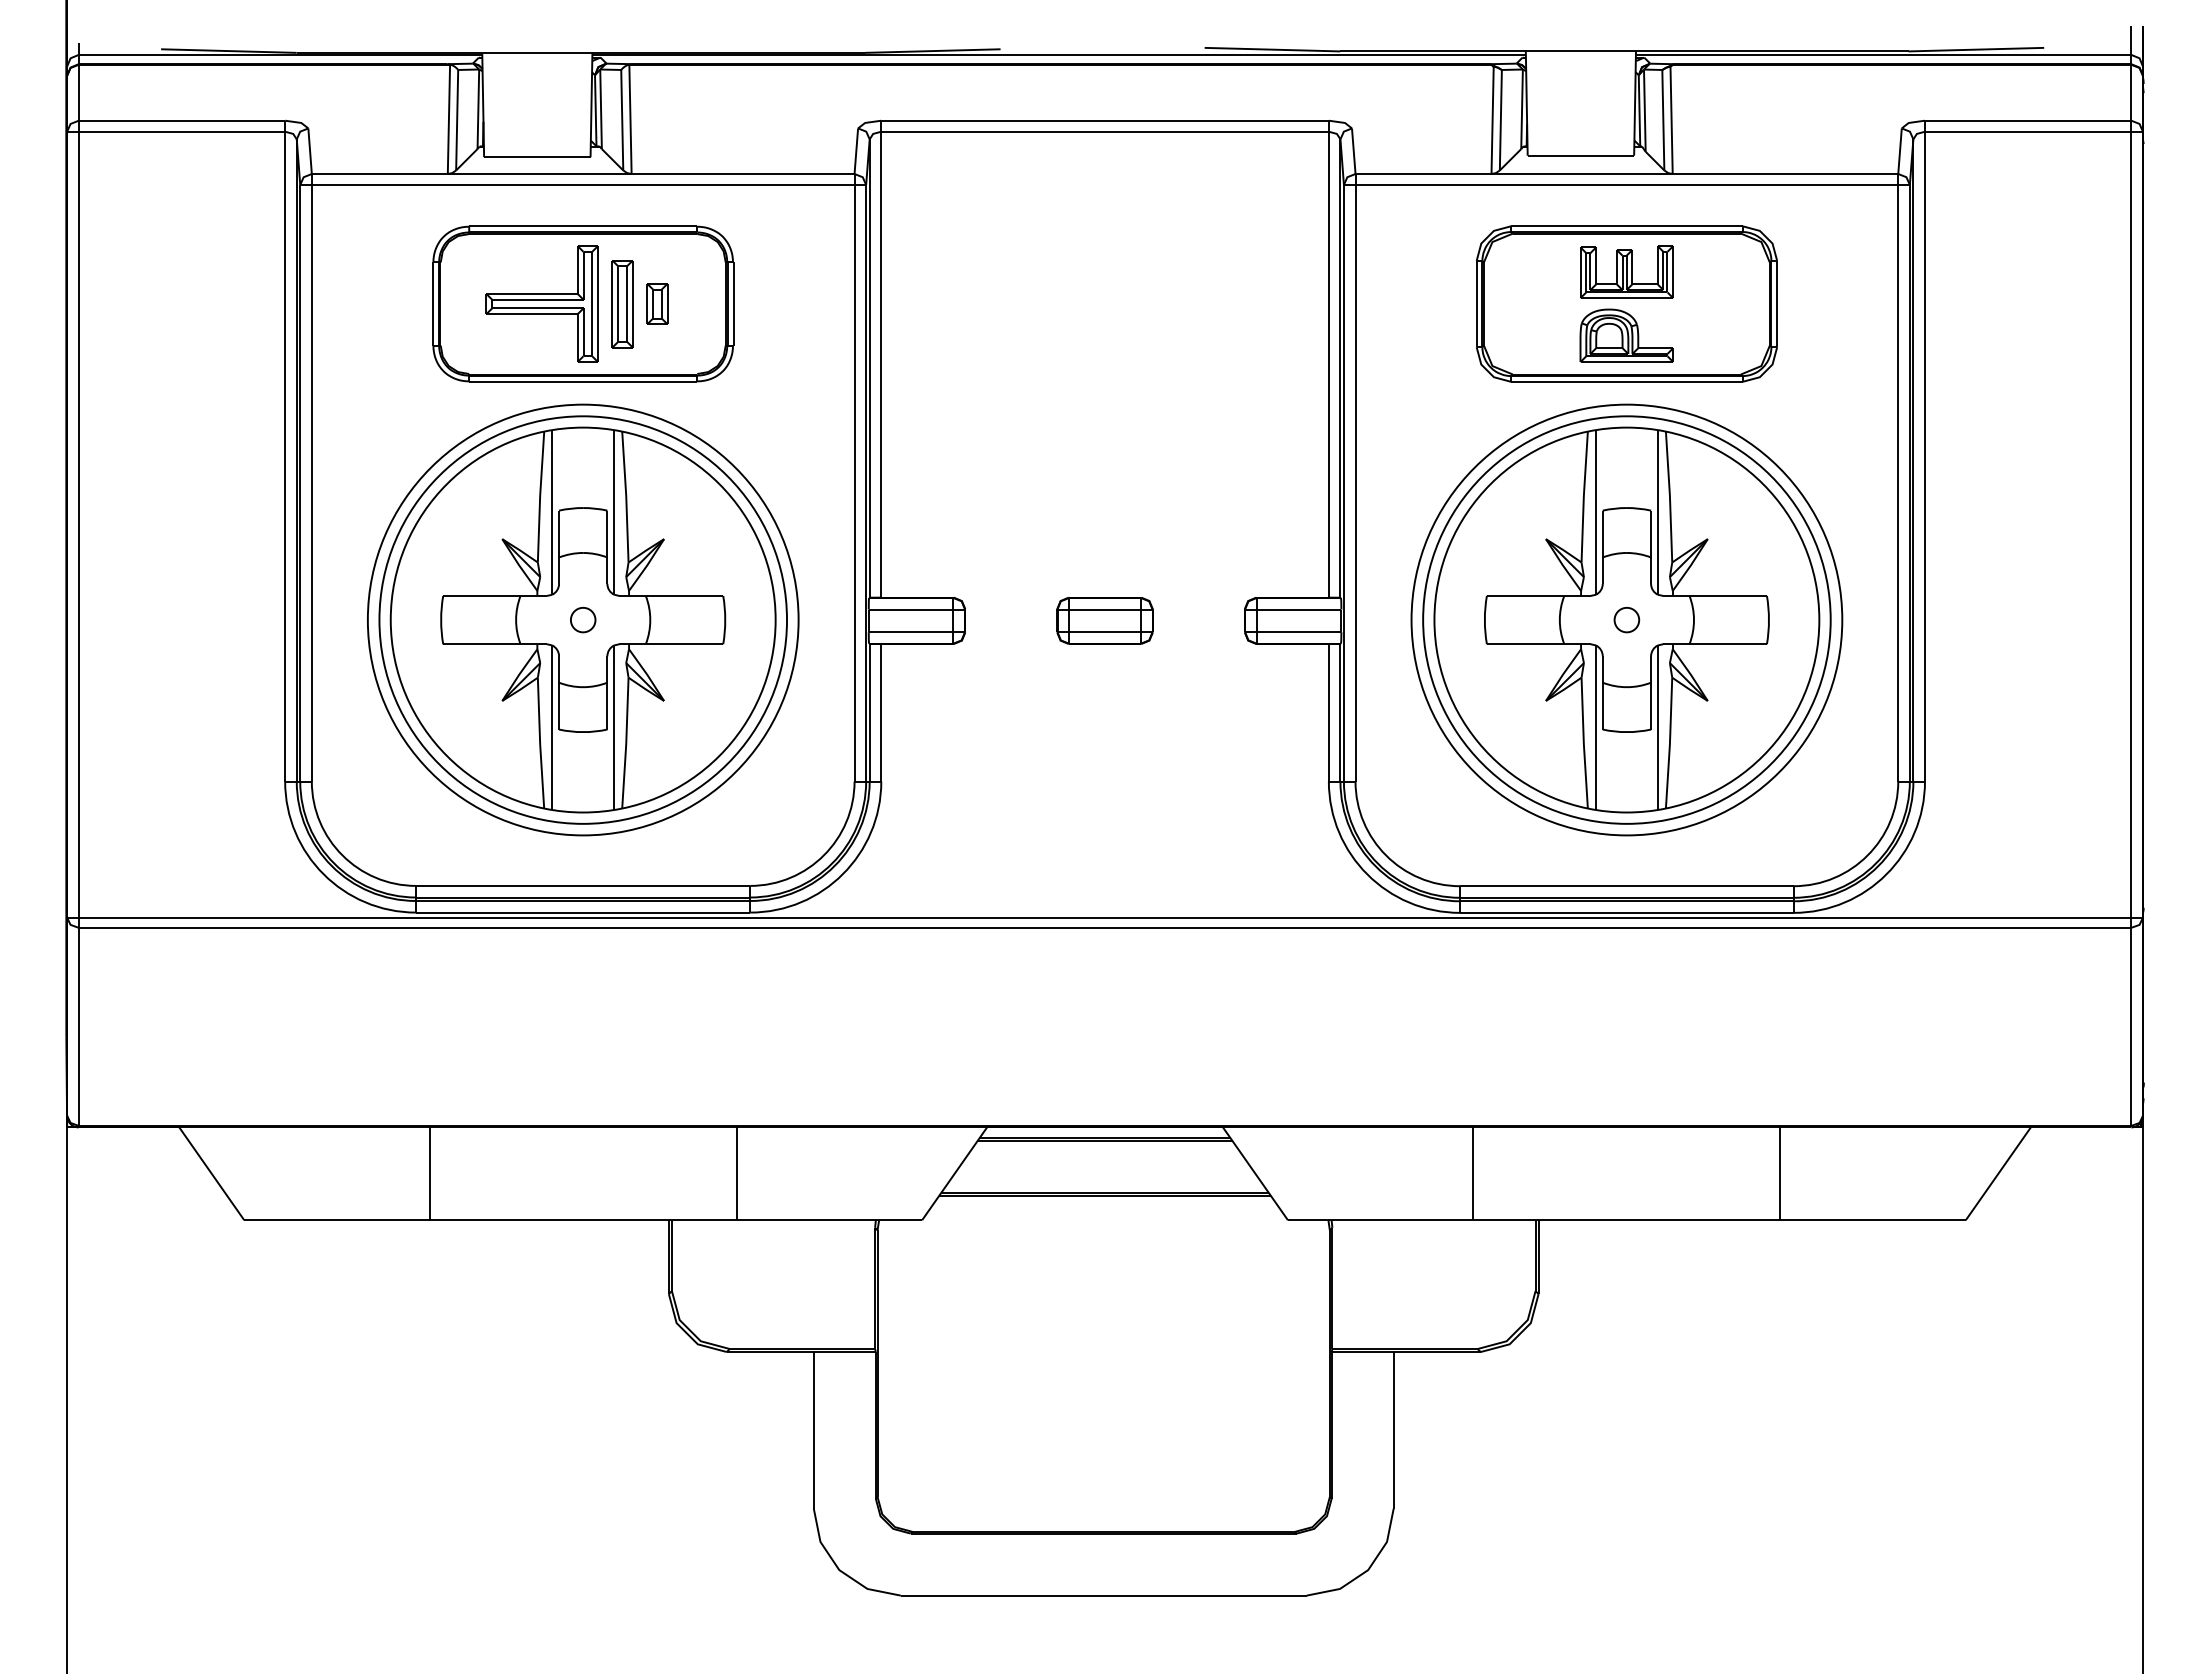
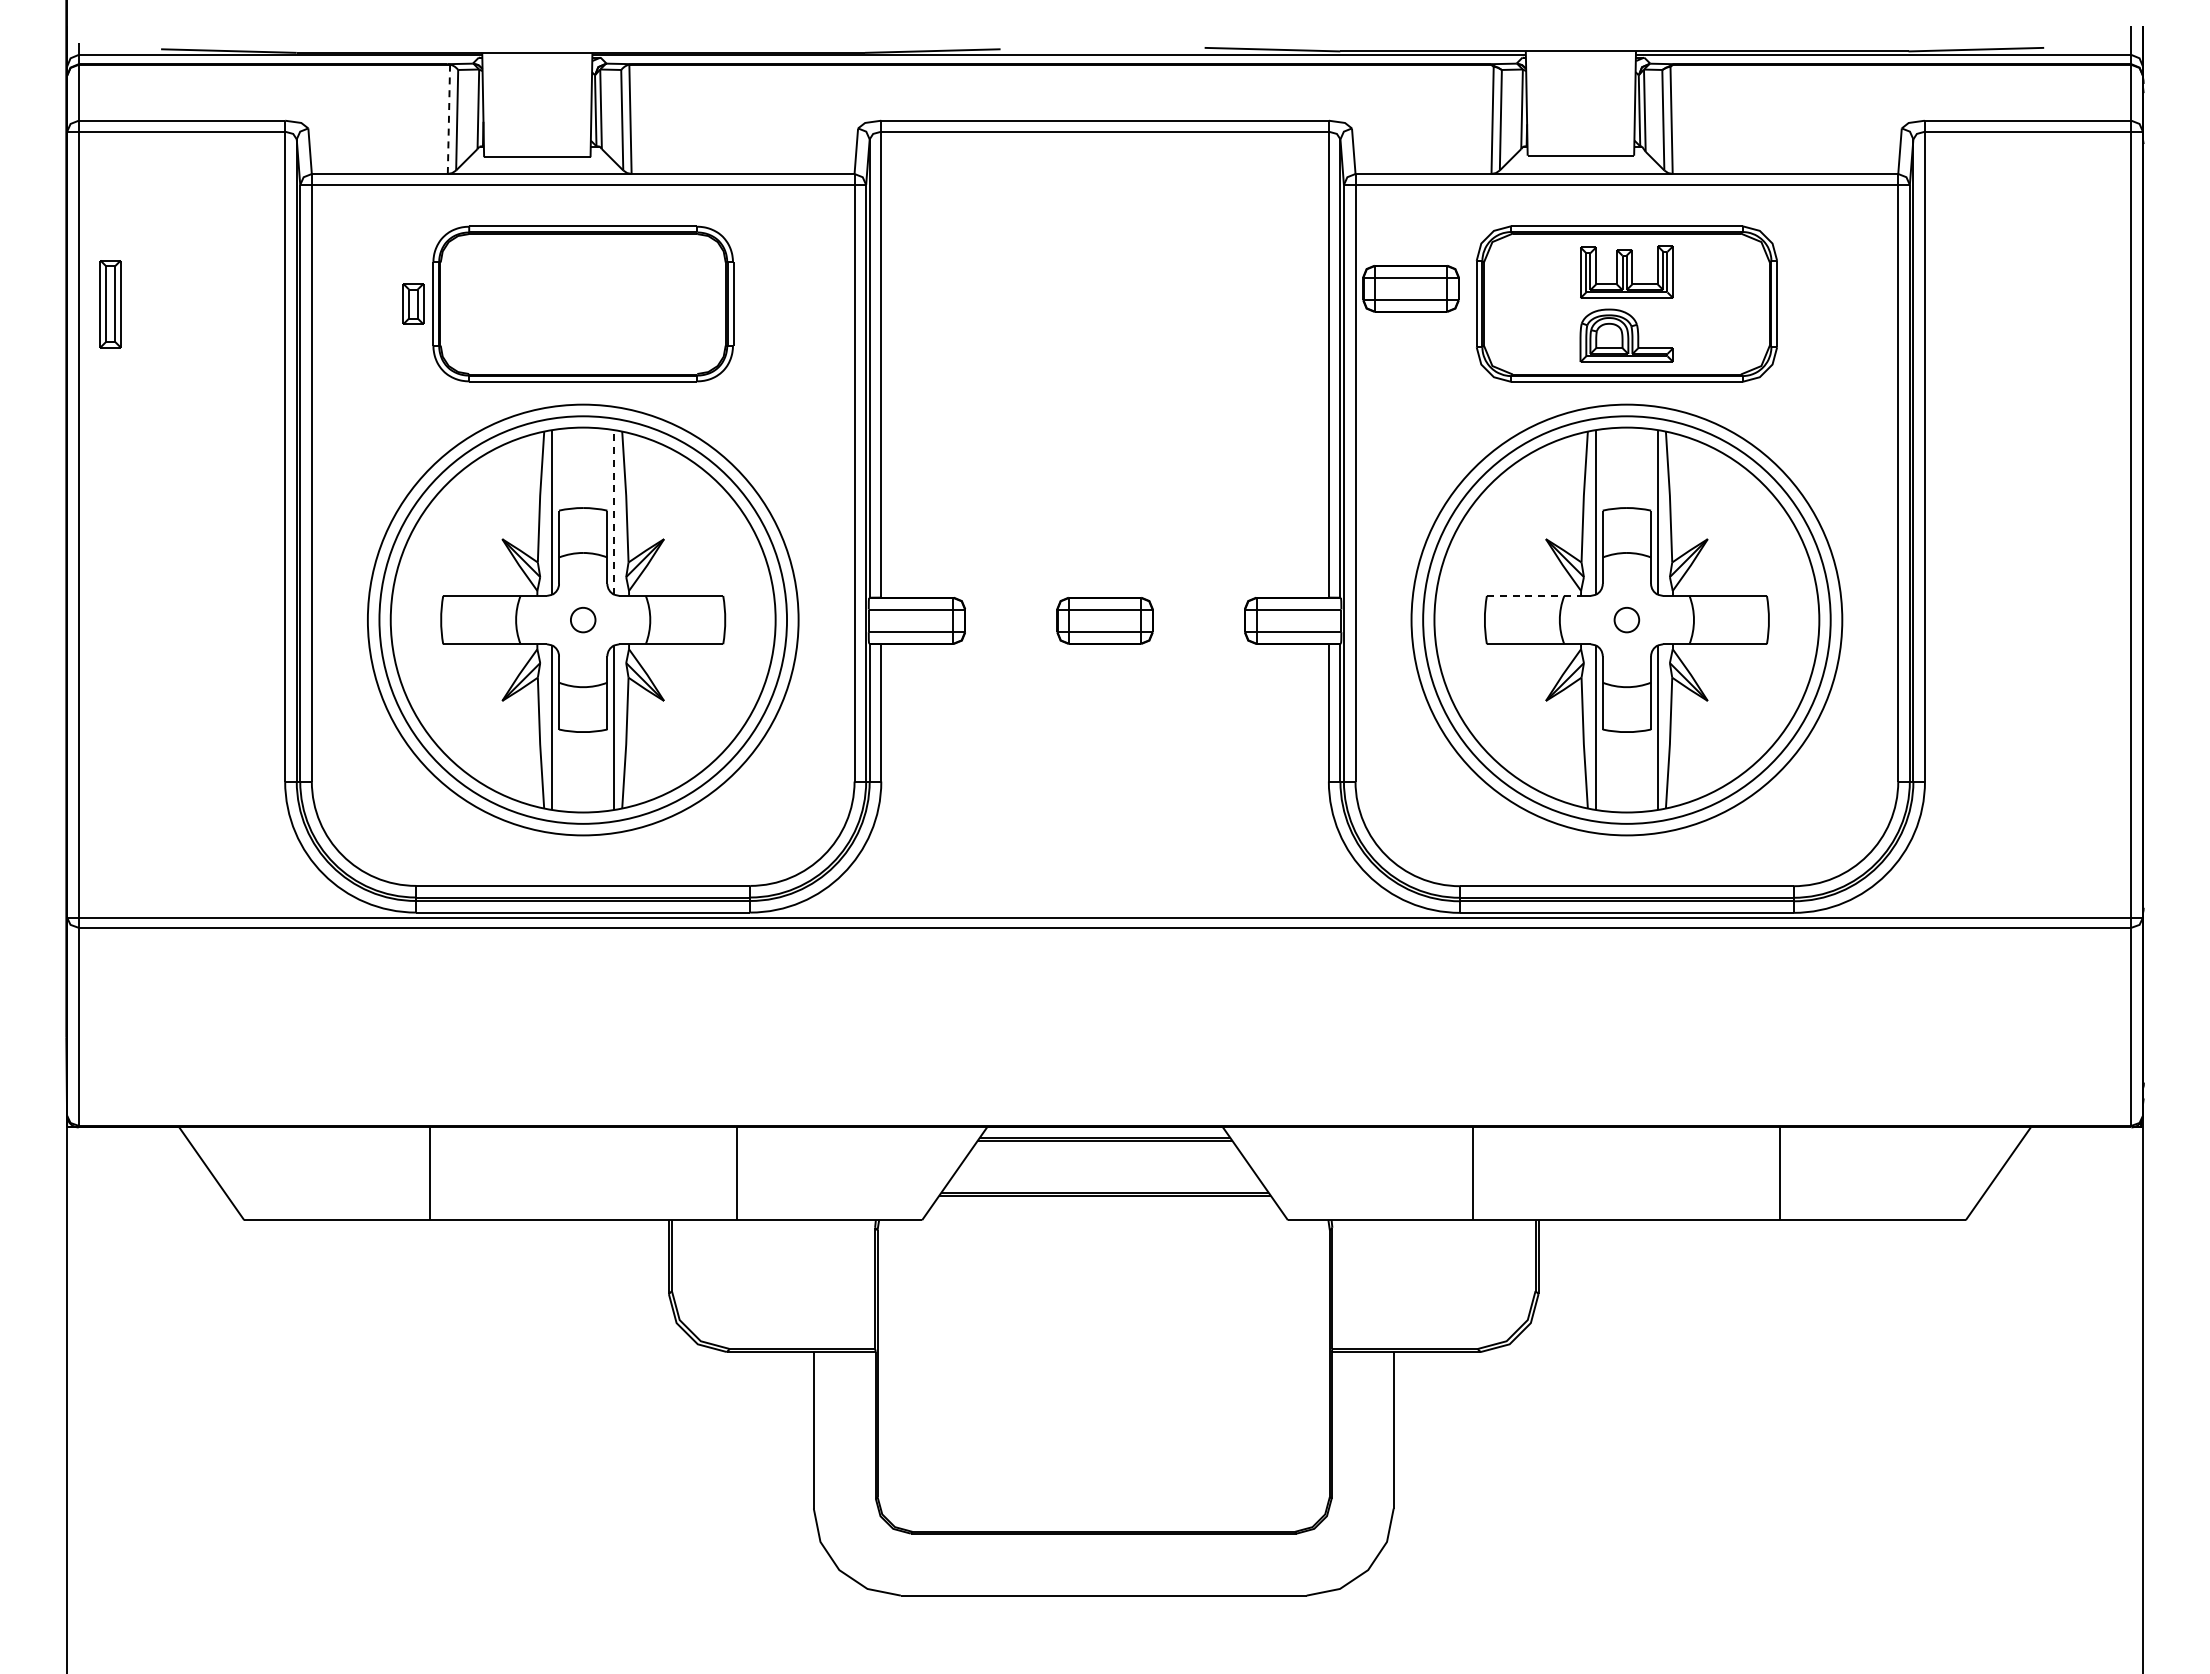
line: solid -> dashed (448, 119)
part: none -> present (1410, 288)
part: present -> none (541, 303)
part position: (657, 303) -> (413, 303) (413, 303)
part position: (622, 304) -> (110, 304) (110, 304)
line: solid -> dashed (614, 511)
line: solid -> dashed (1533, 595)
